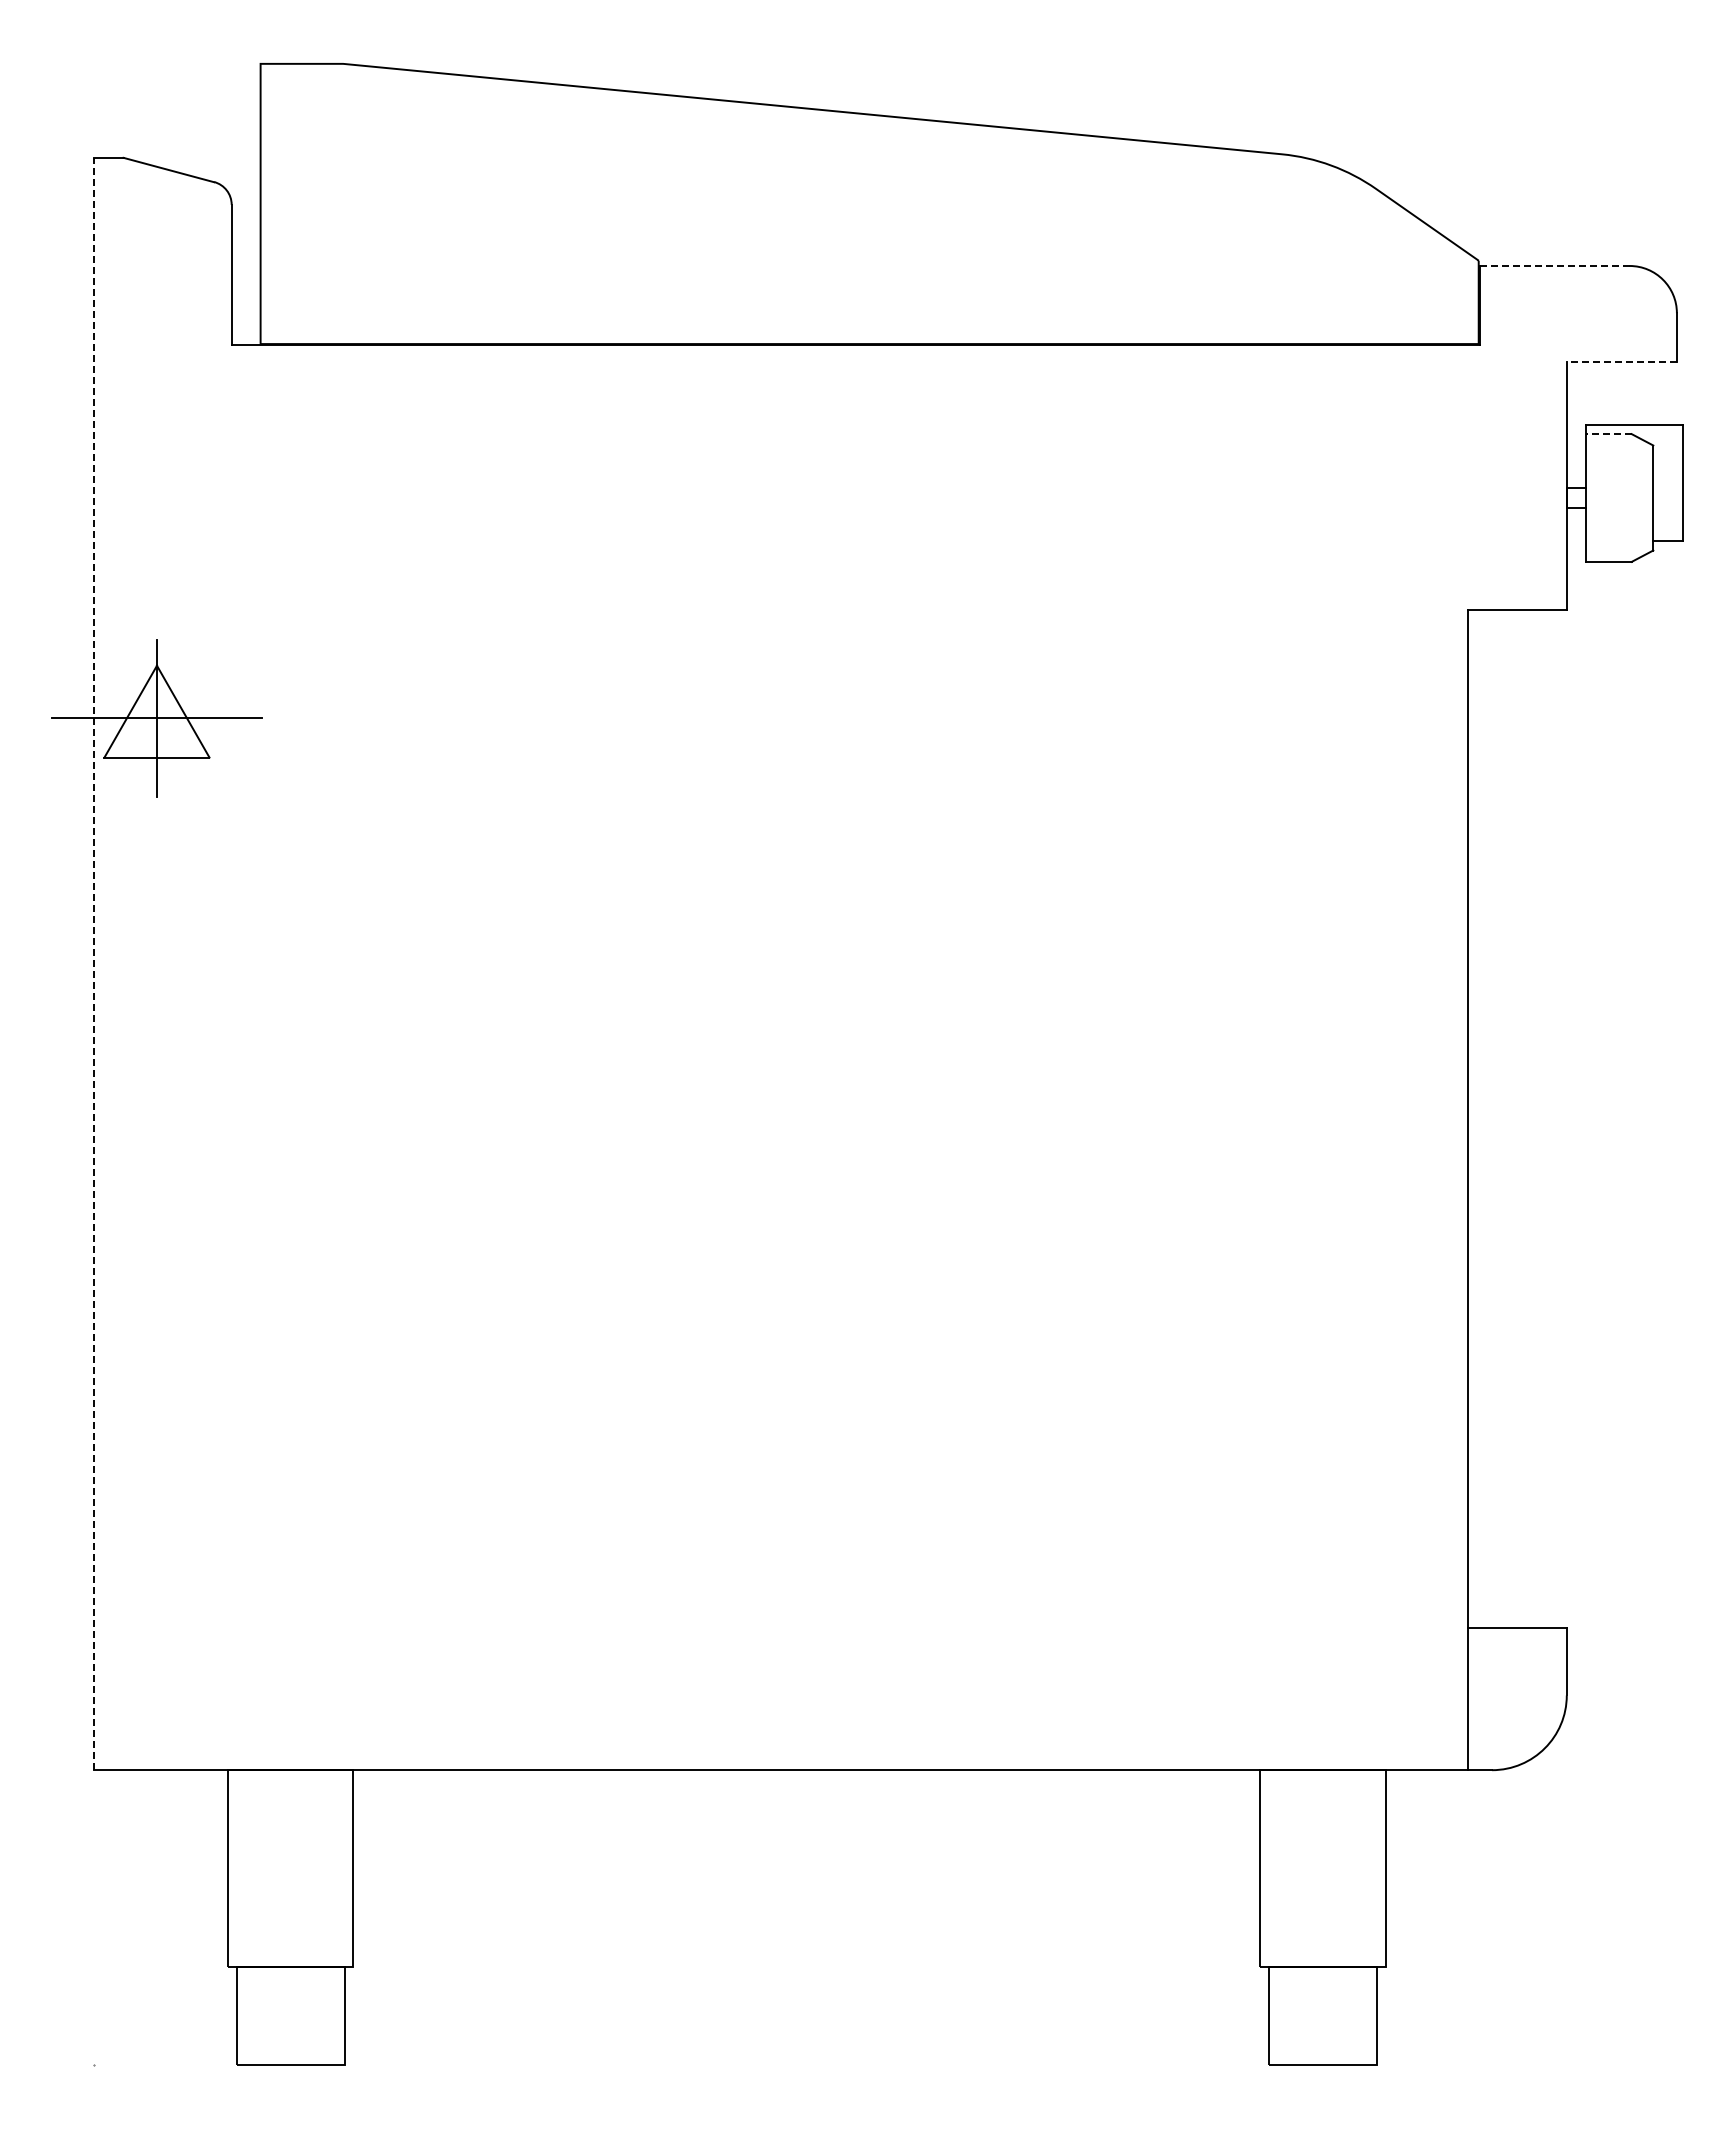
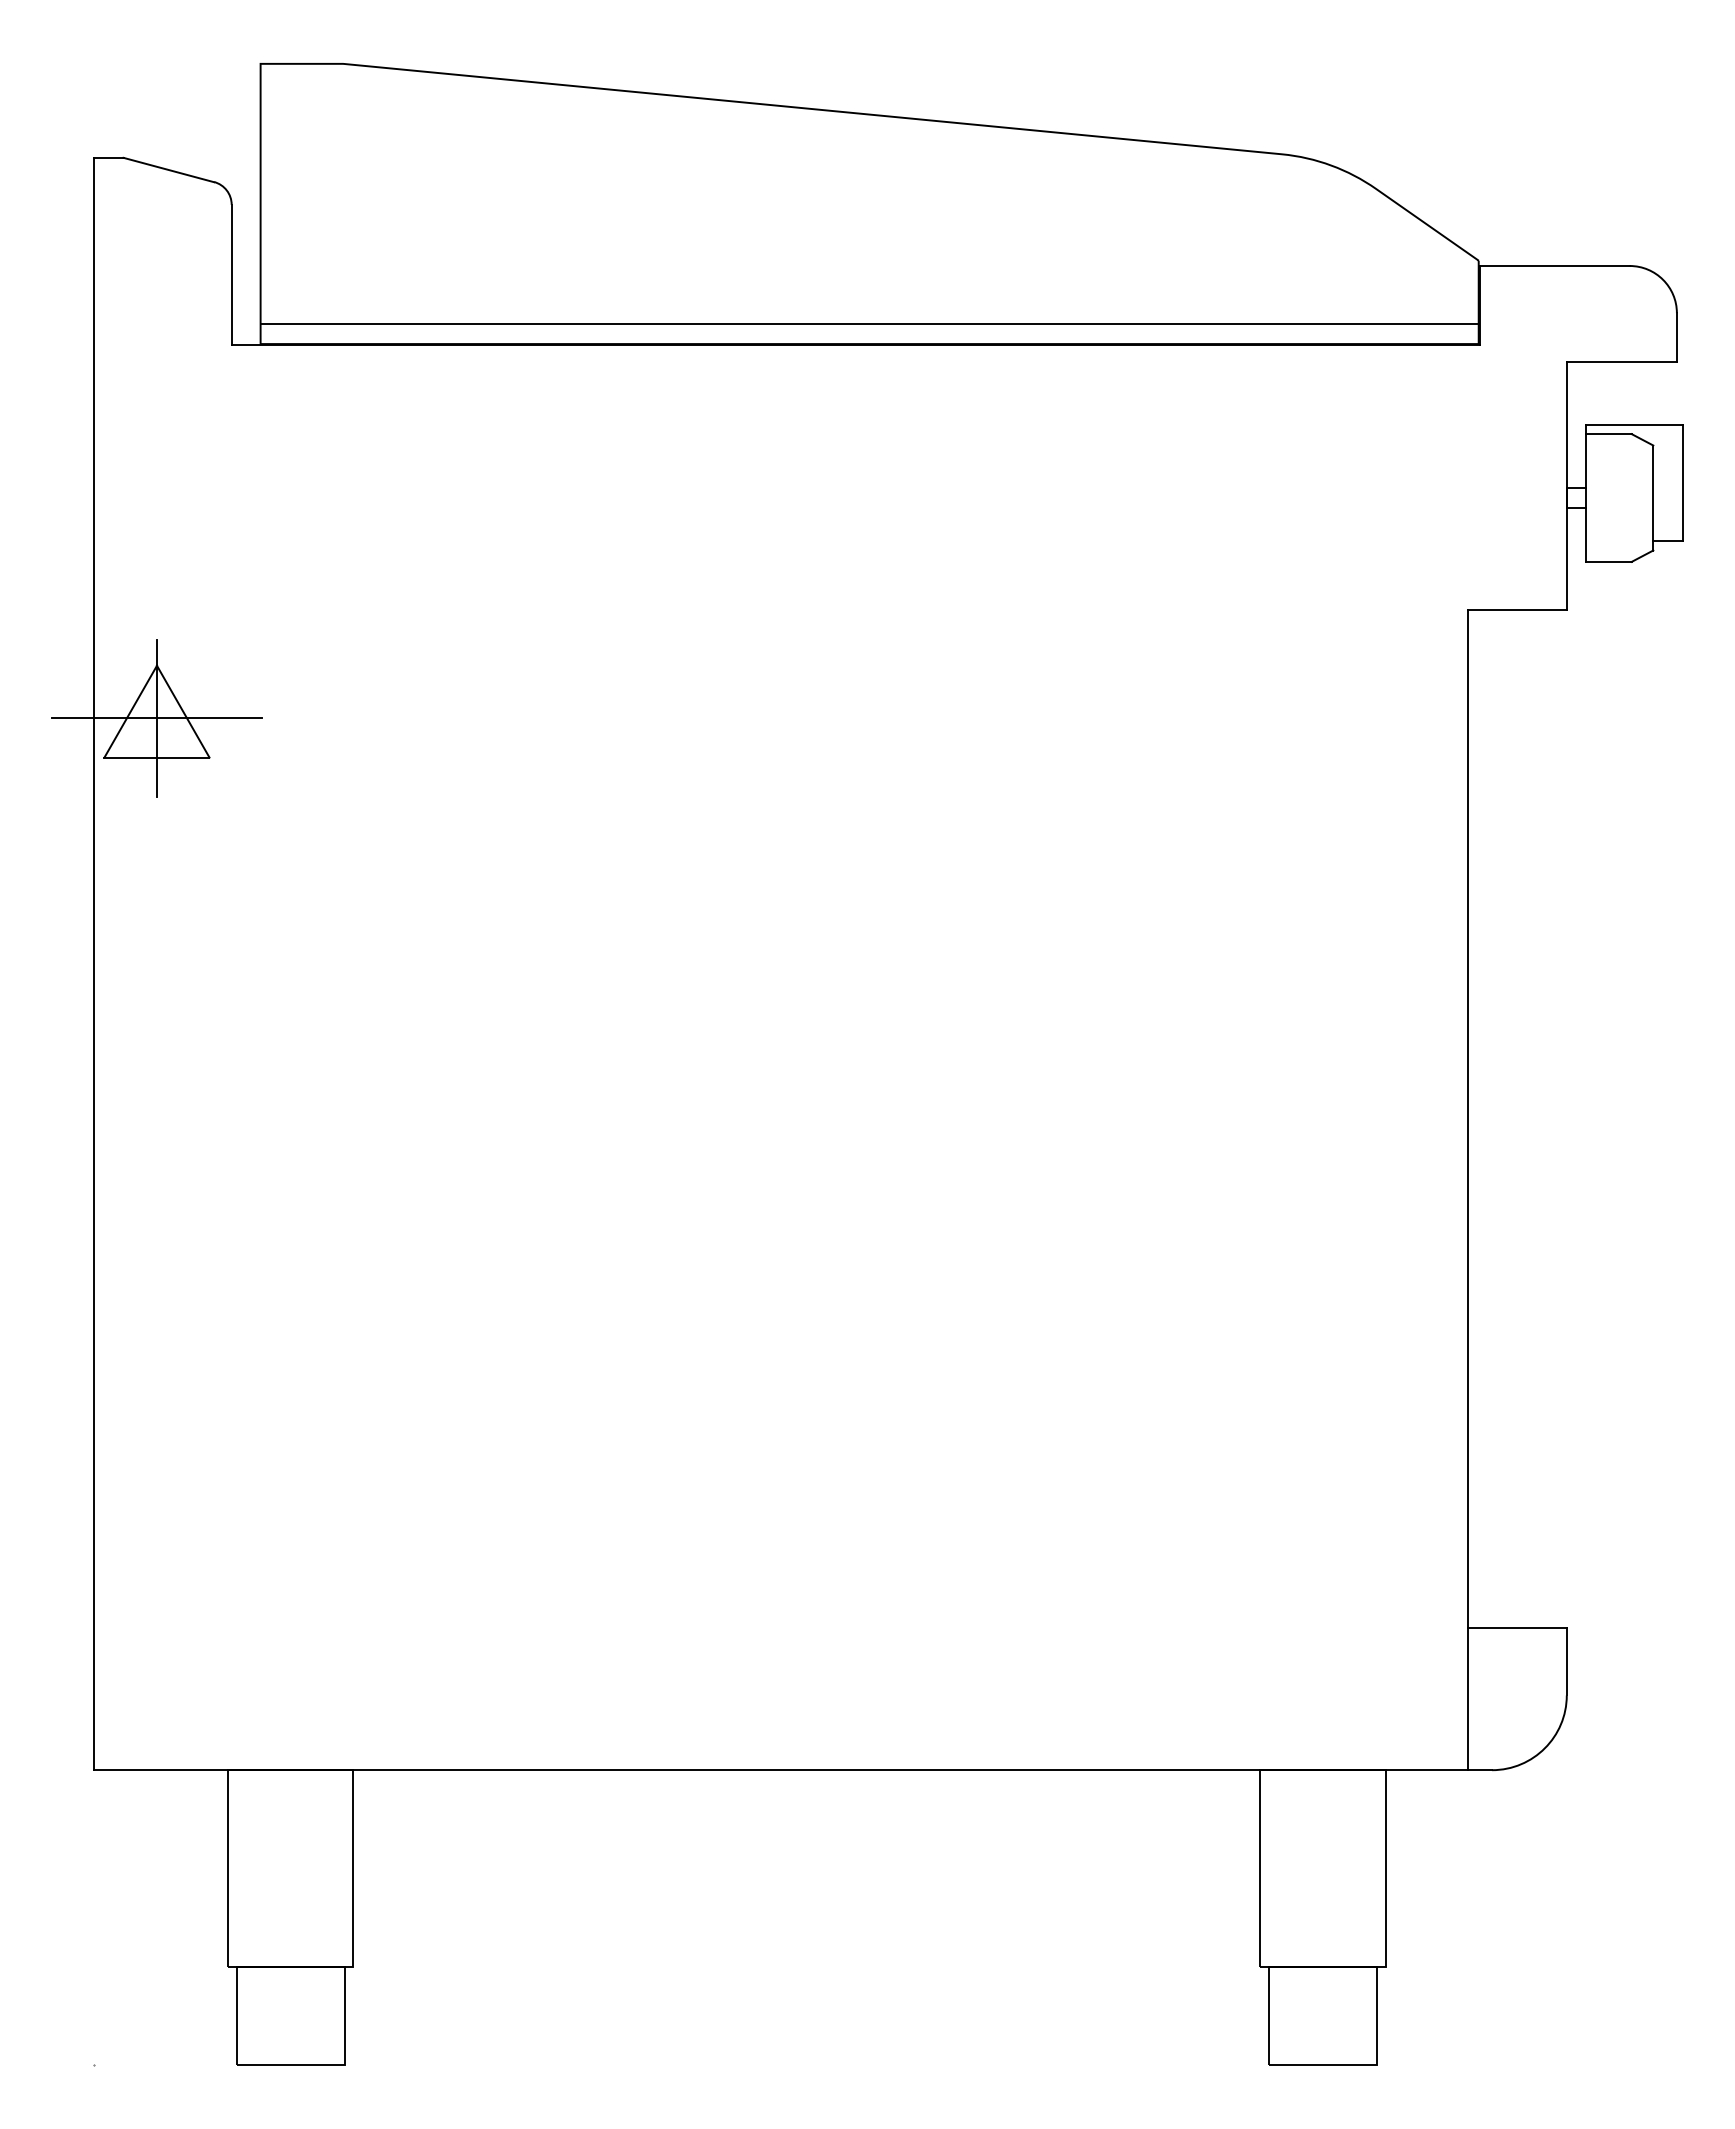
line: dashed -> solid (1555, 266)
line: none -> present (869, 324)
line: dashed -> solid (1621, 362)
line: dashed -> solid (1609, 434)
line: dashed -> solid (94, 963)
